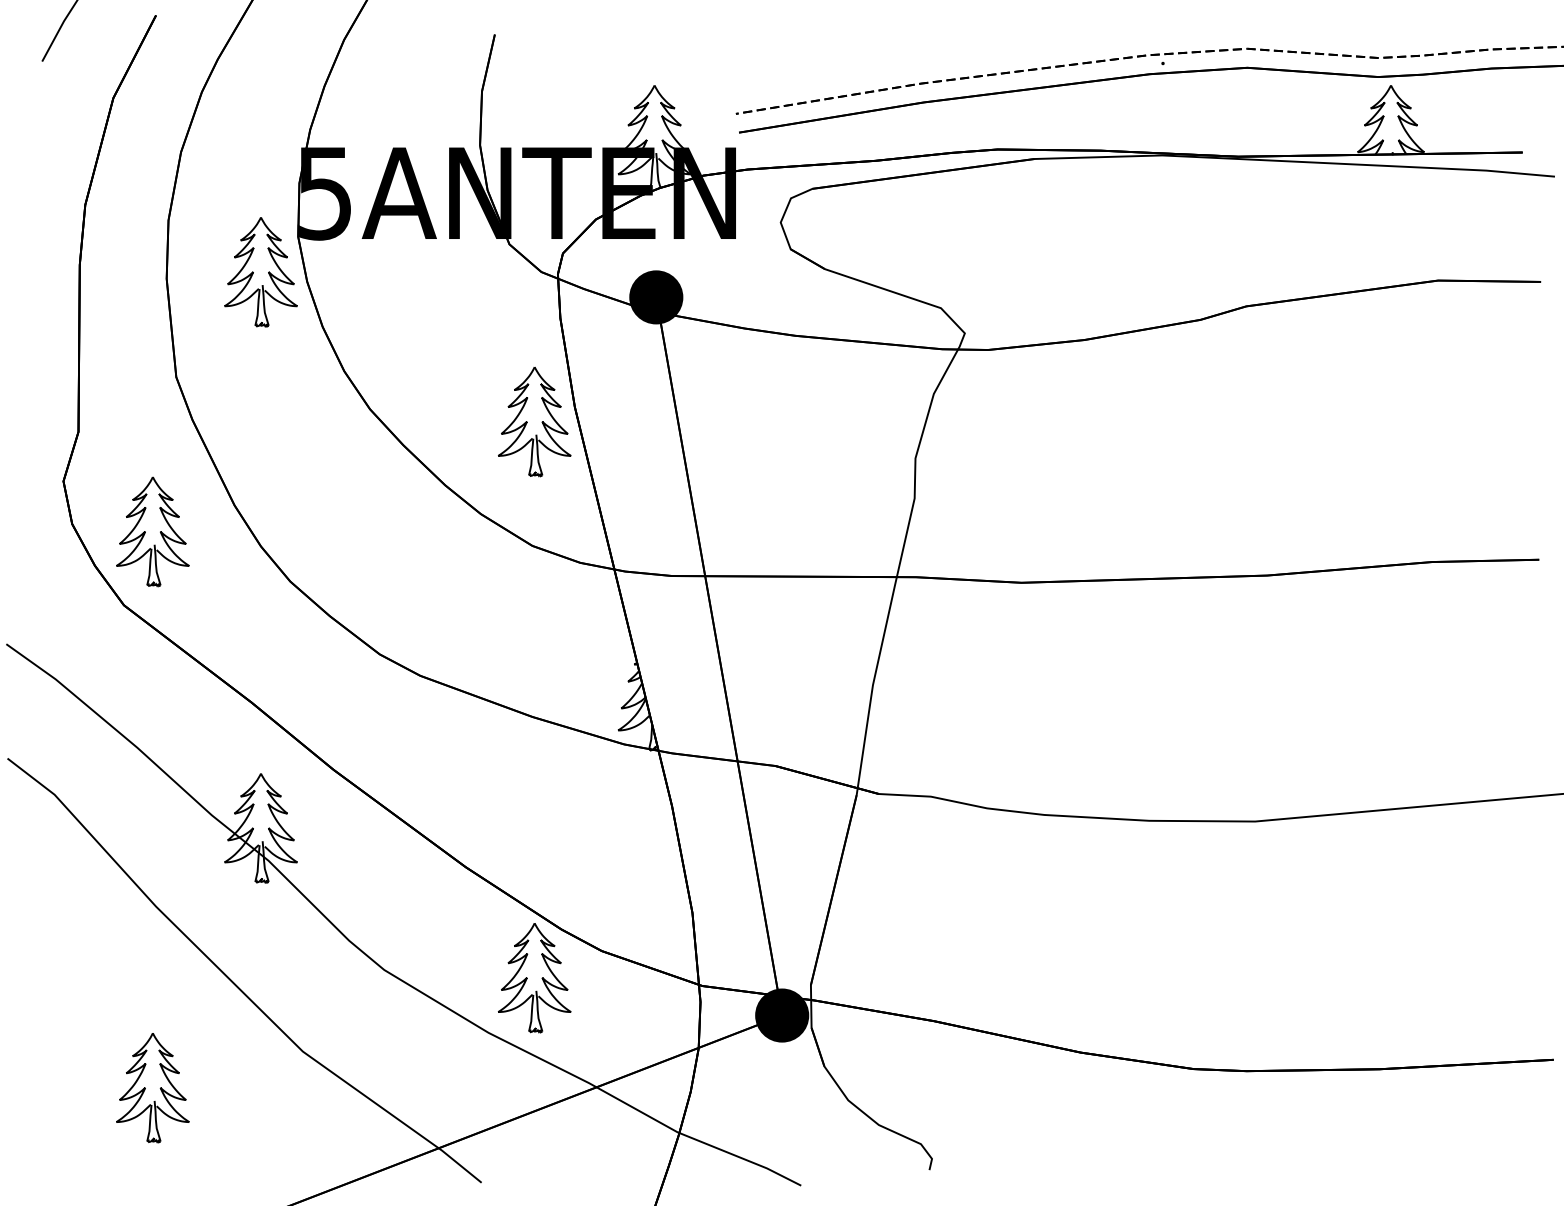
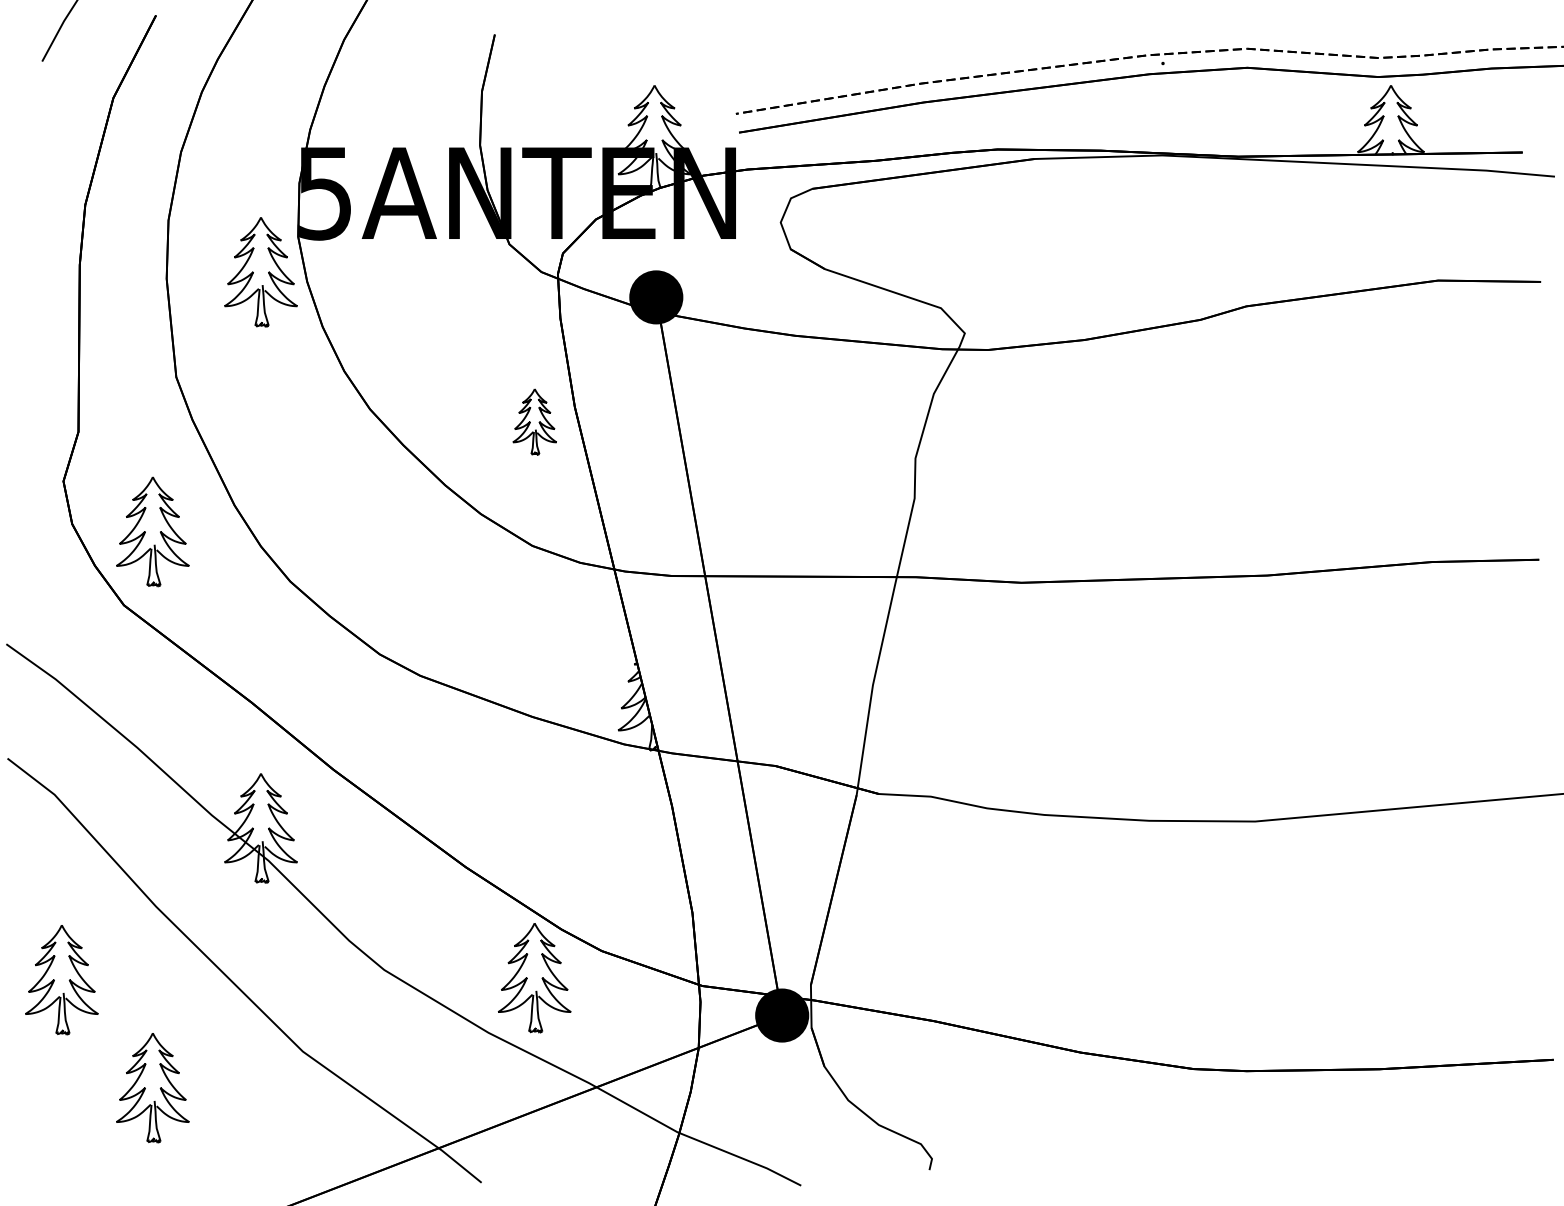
part size: 74x112 px -> 45x68 px (534, 421)
part: none -> present (61, 980)
